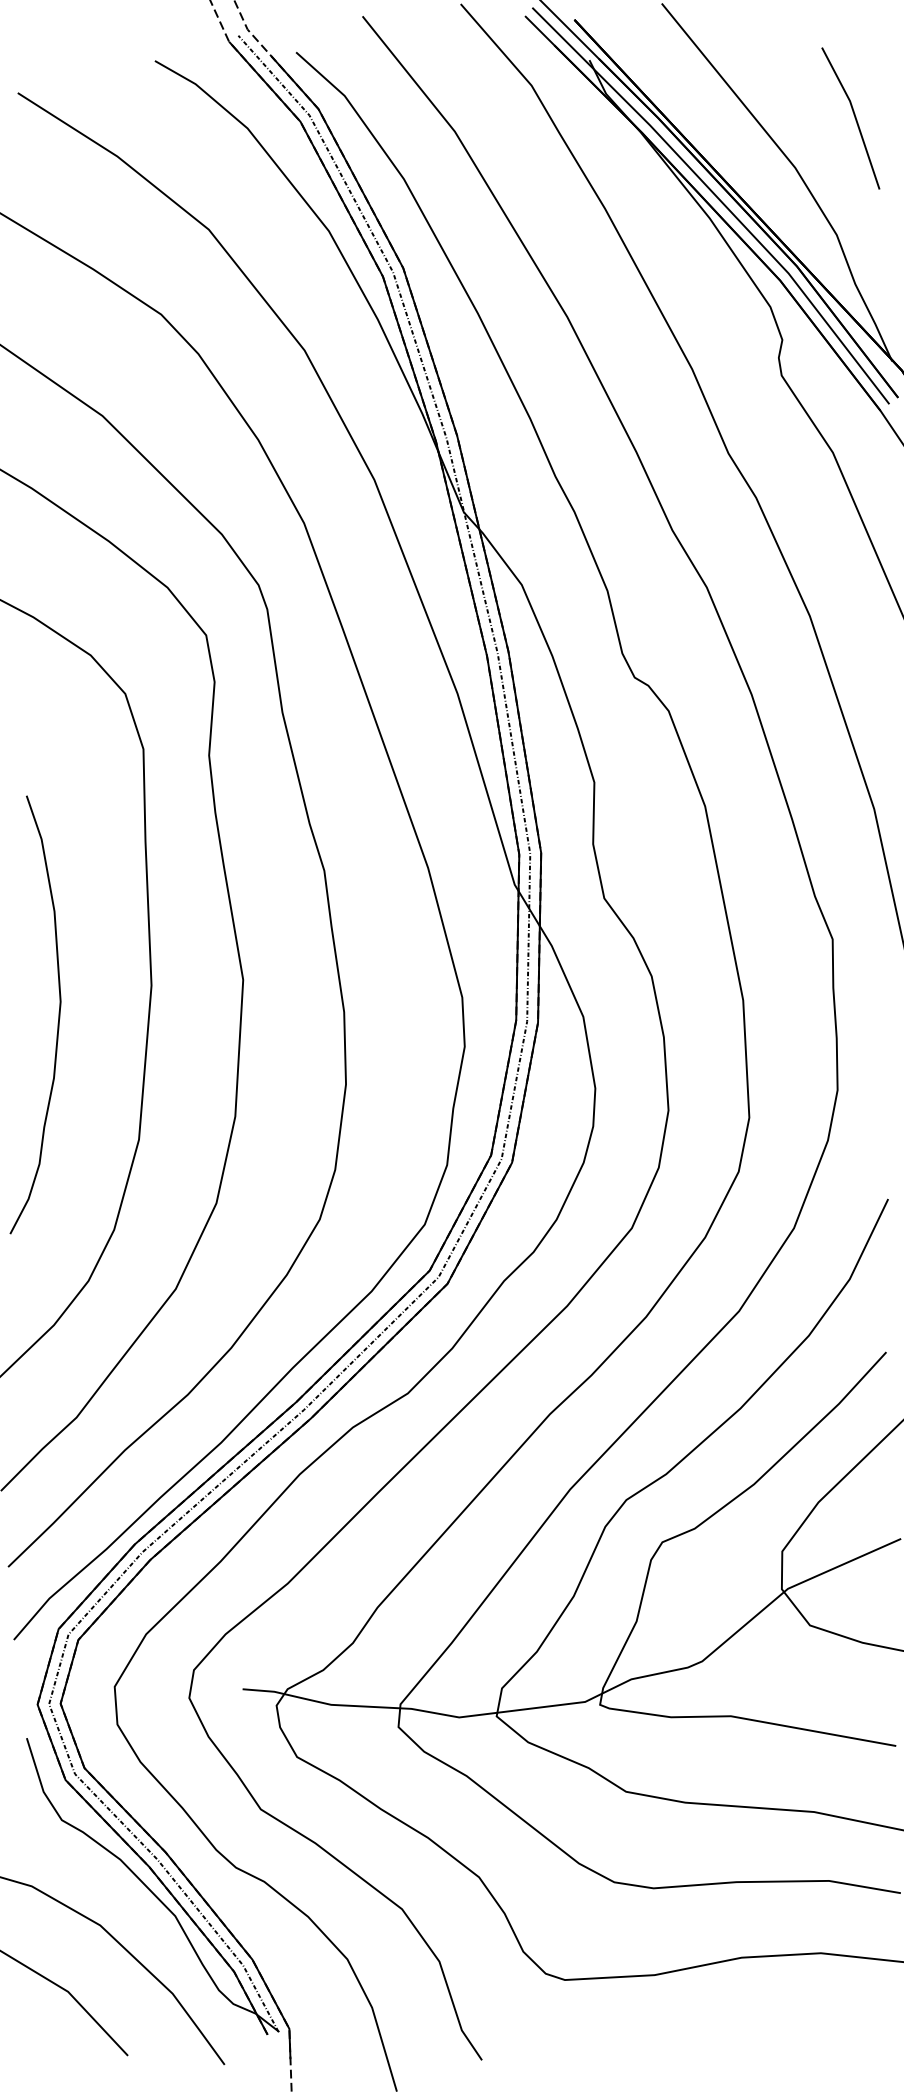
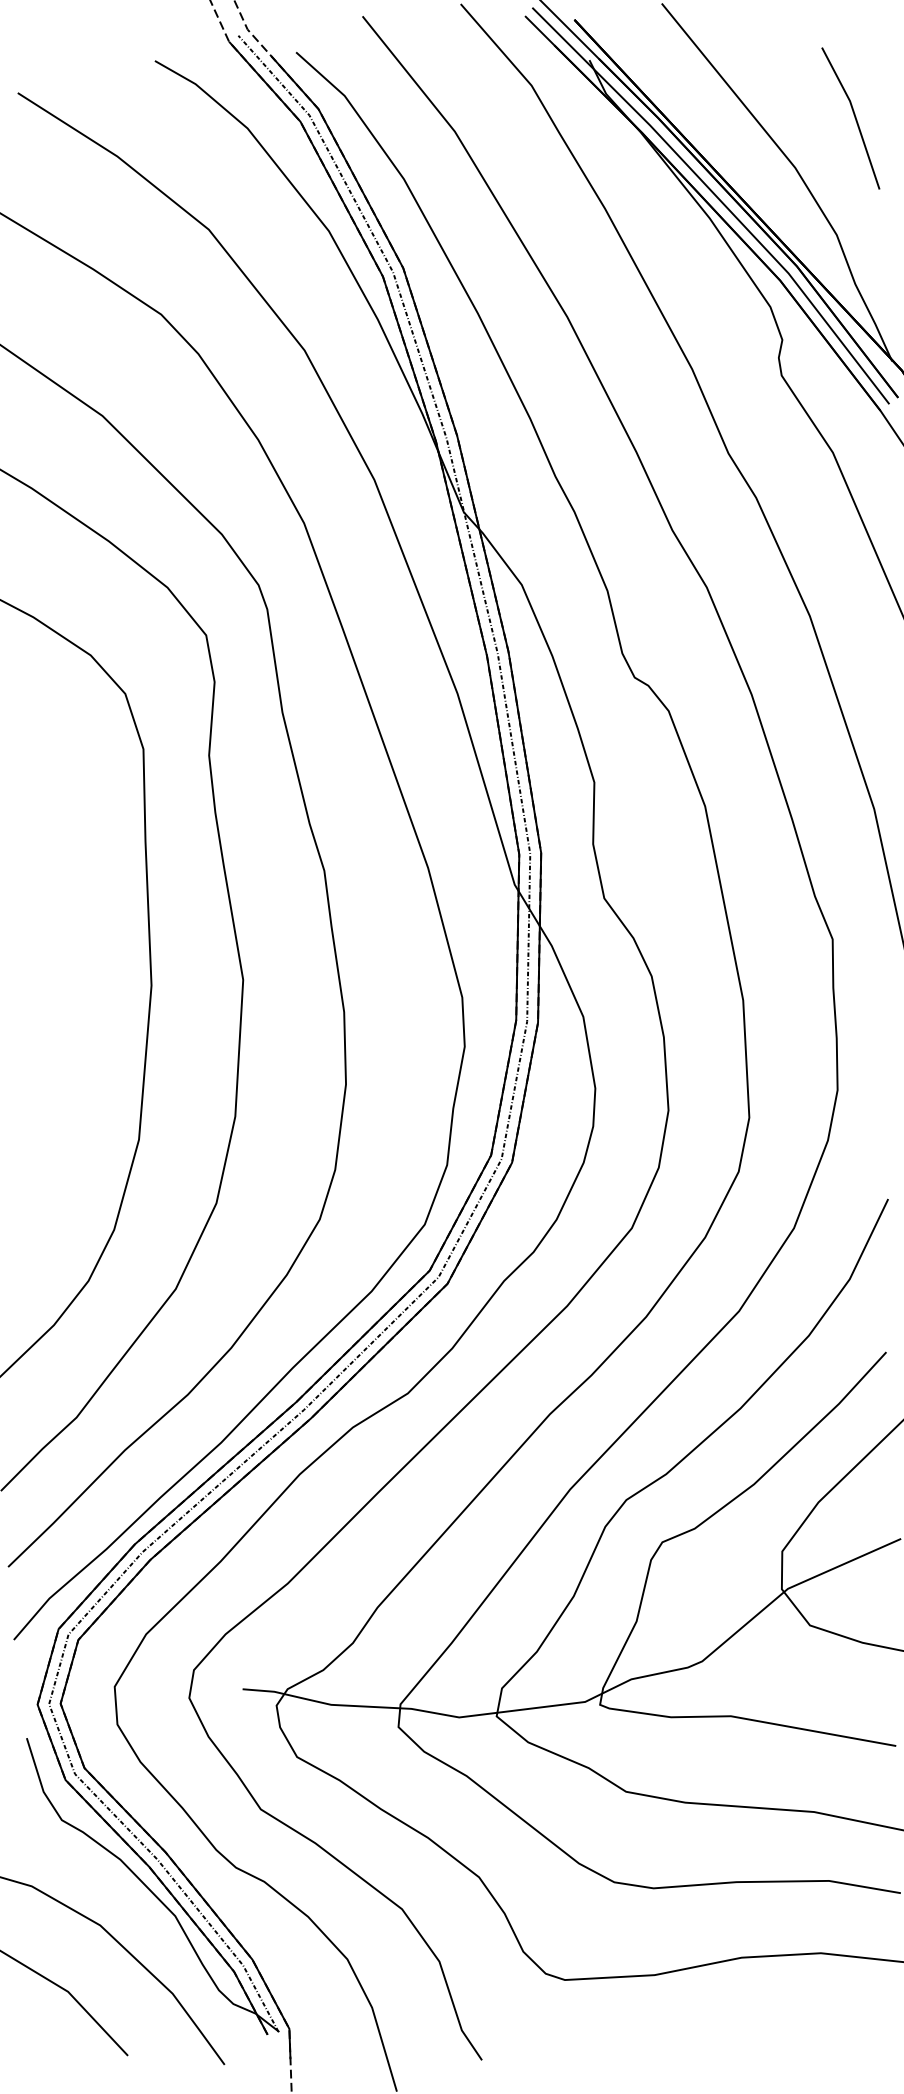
curve: present -> none (58, 1014)
